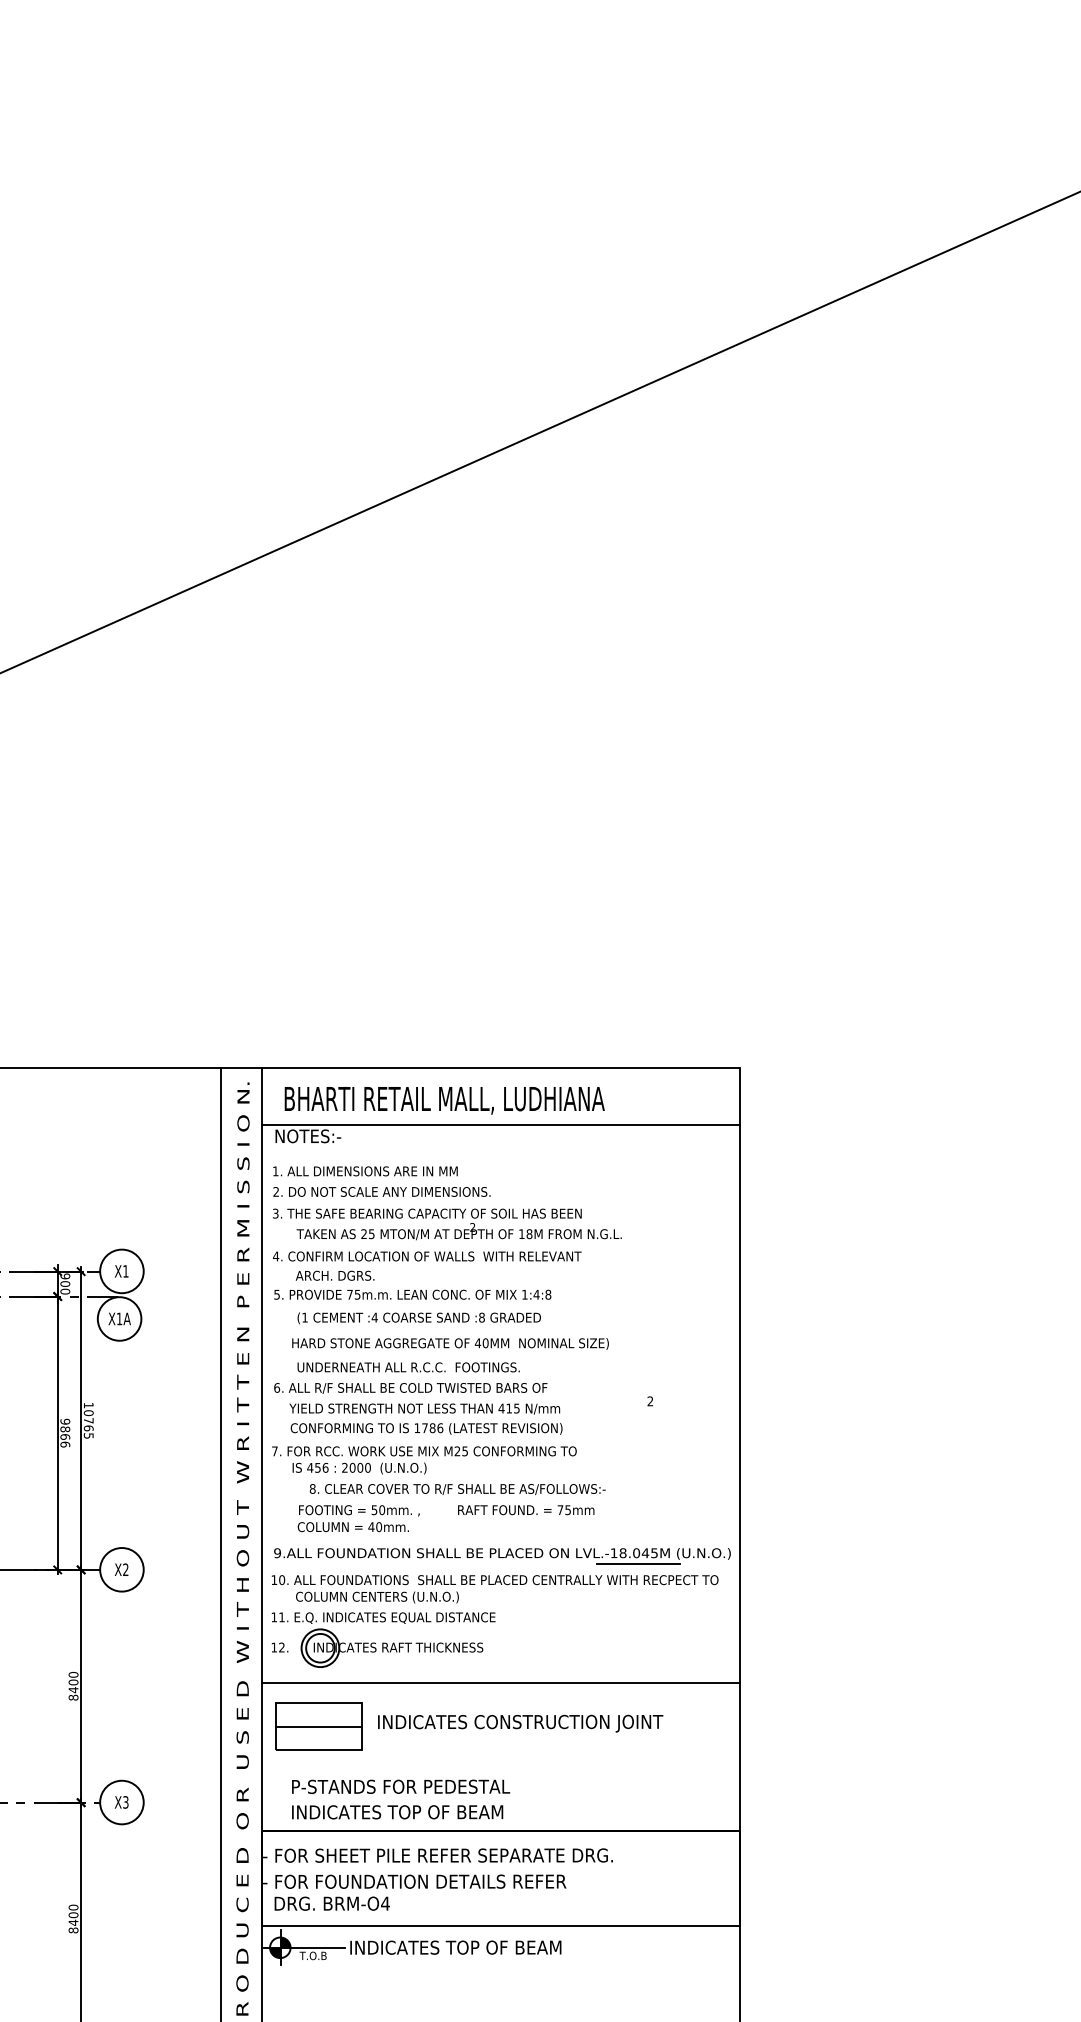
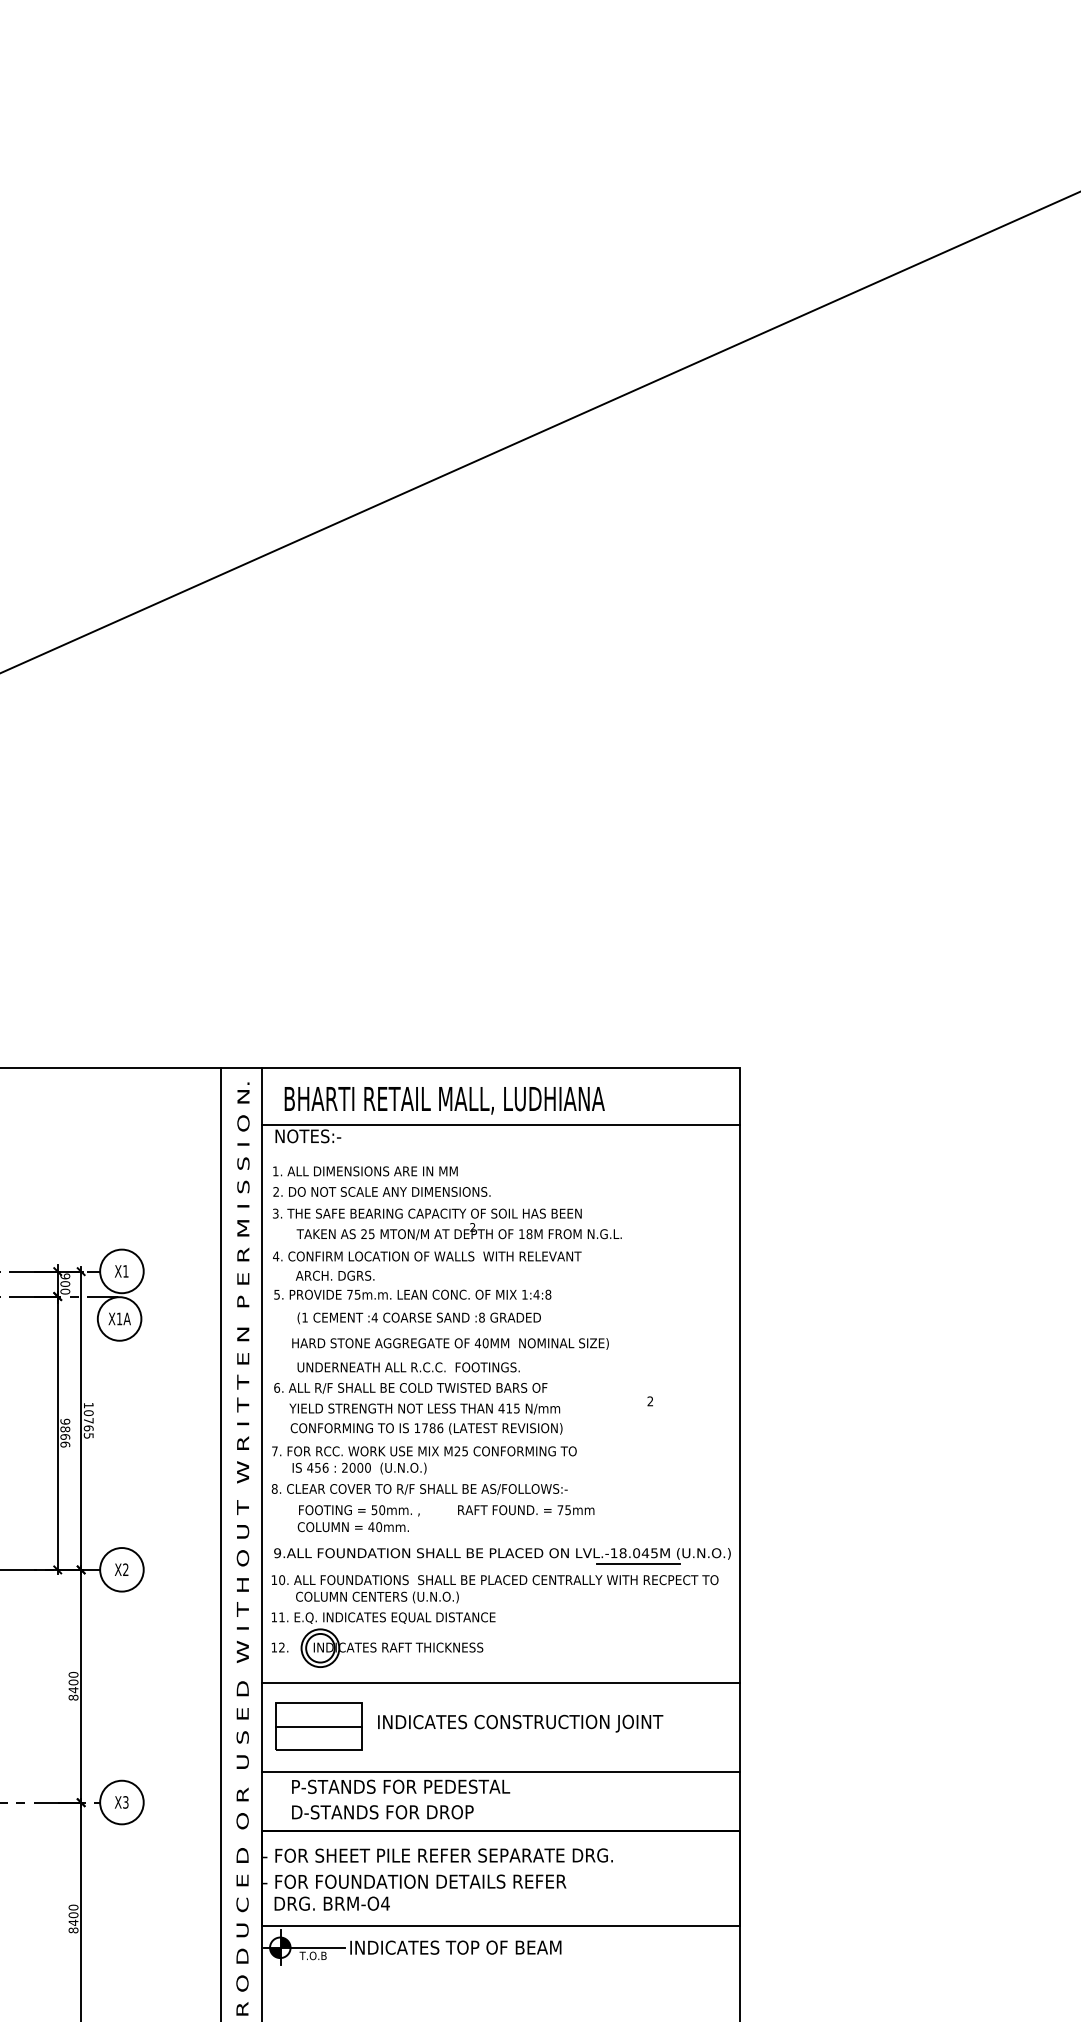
text position: (457, 1489) -> (419, 1489) (419, 1489)
line: none -> present (501, 1772)
text: INDICATES TOP OF BEAM -> D-STANDS FOR DROP (398, 1812)
